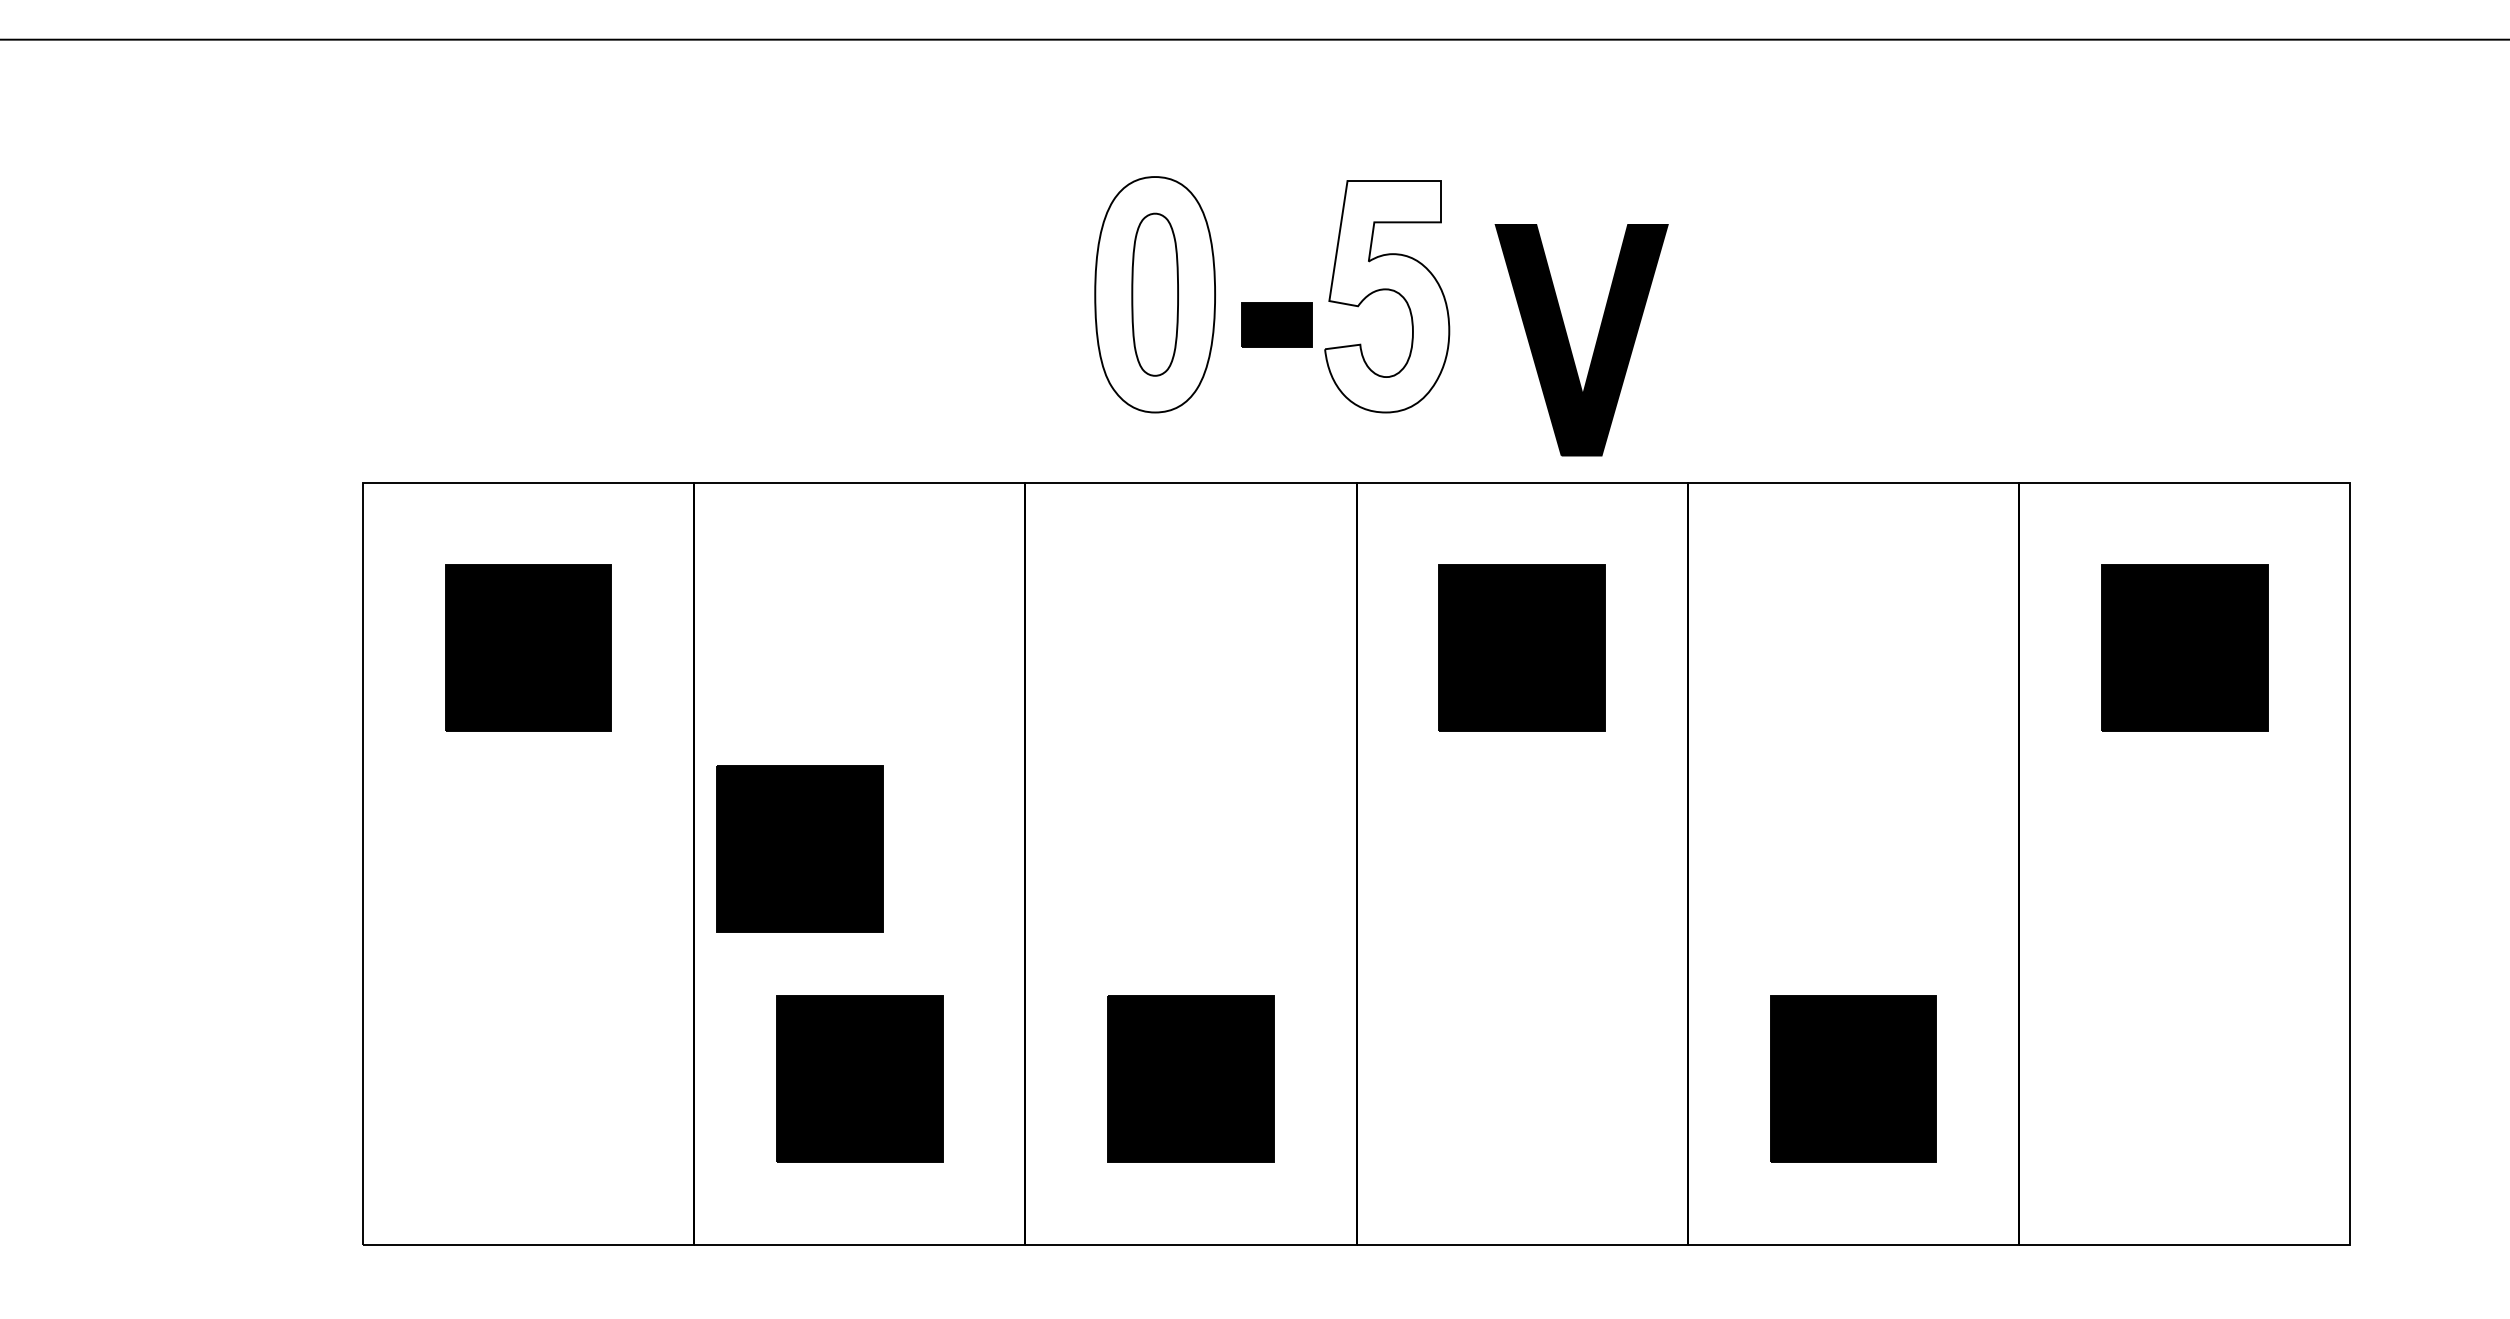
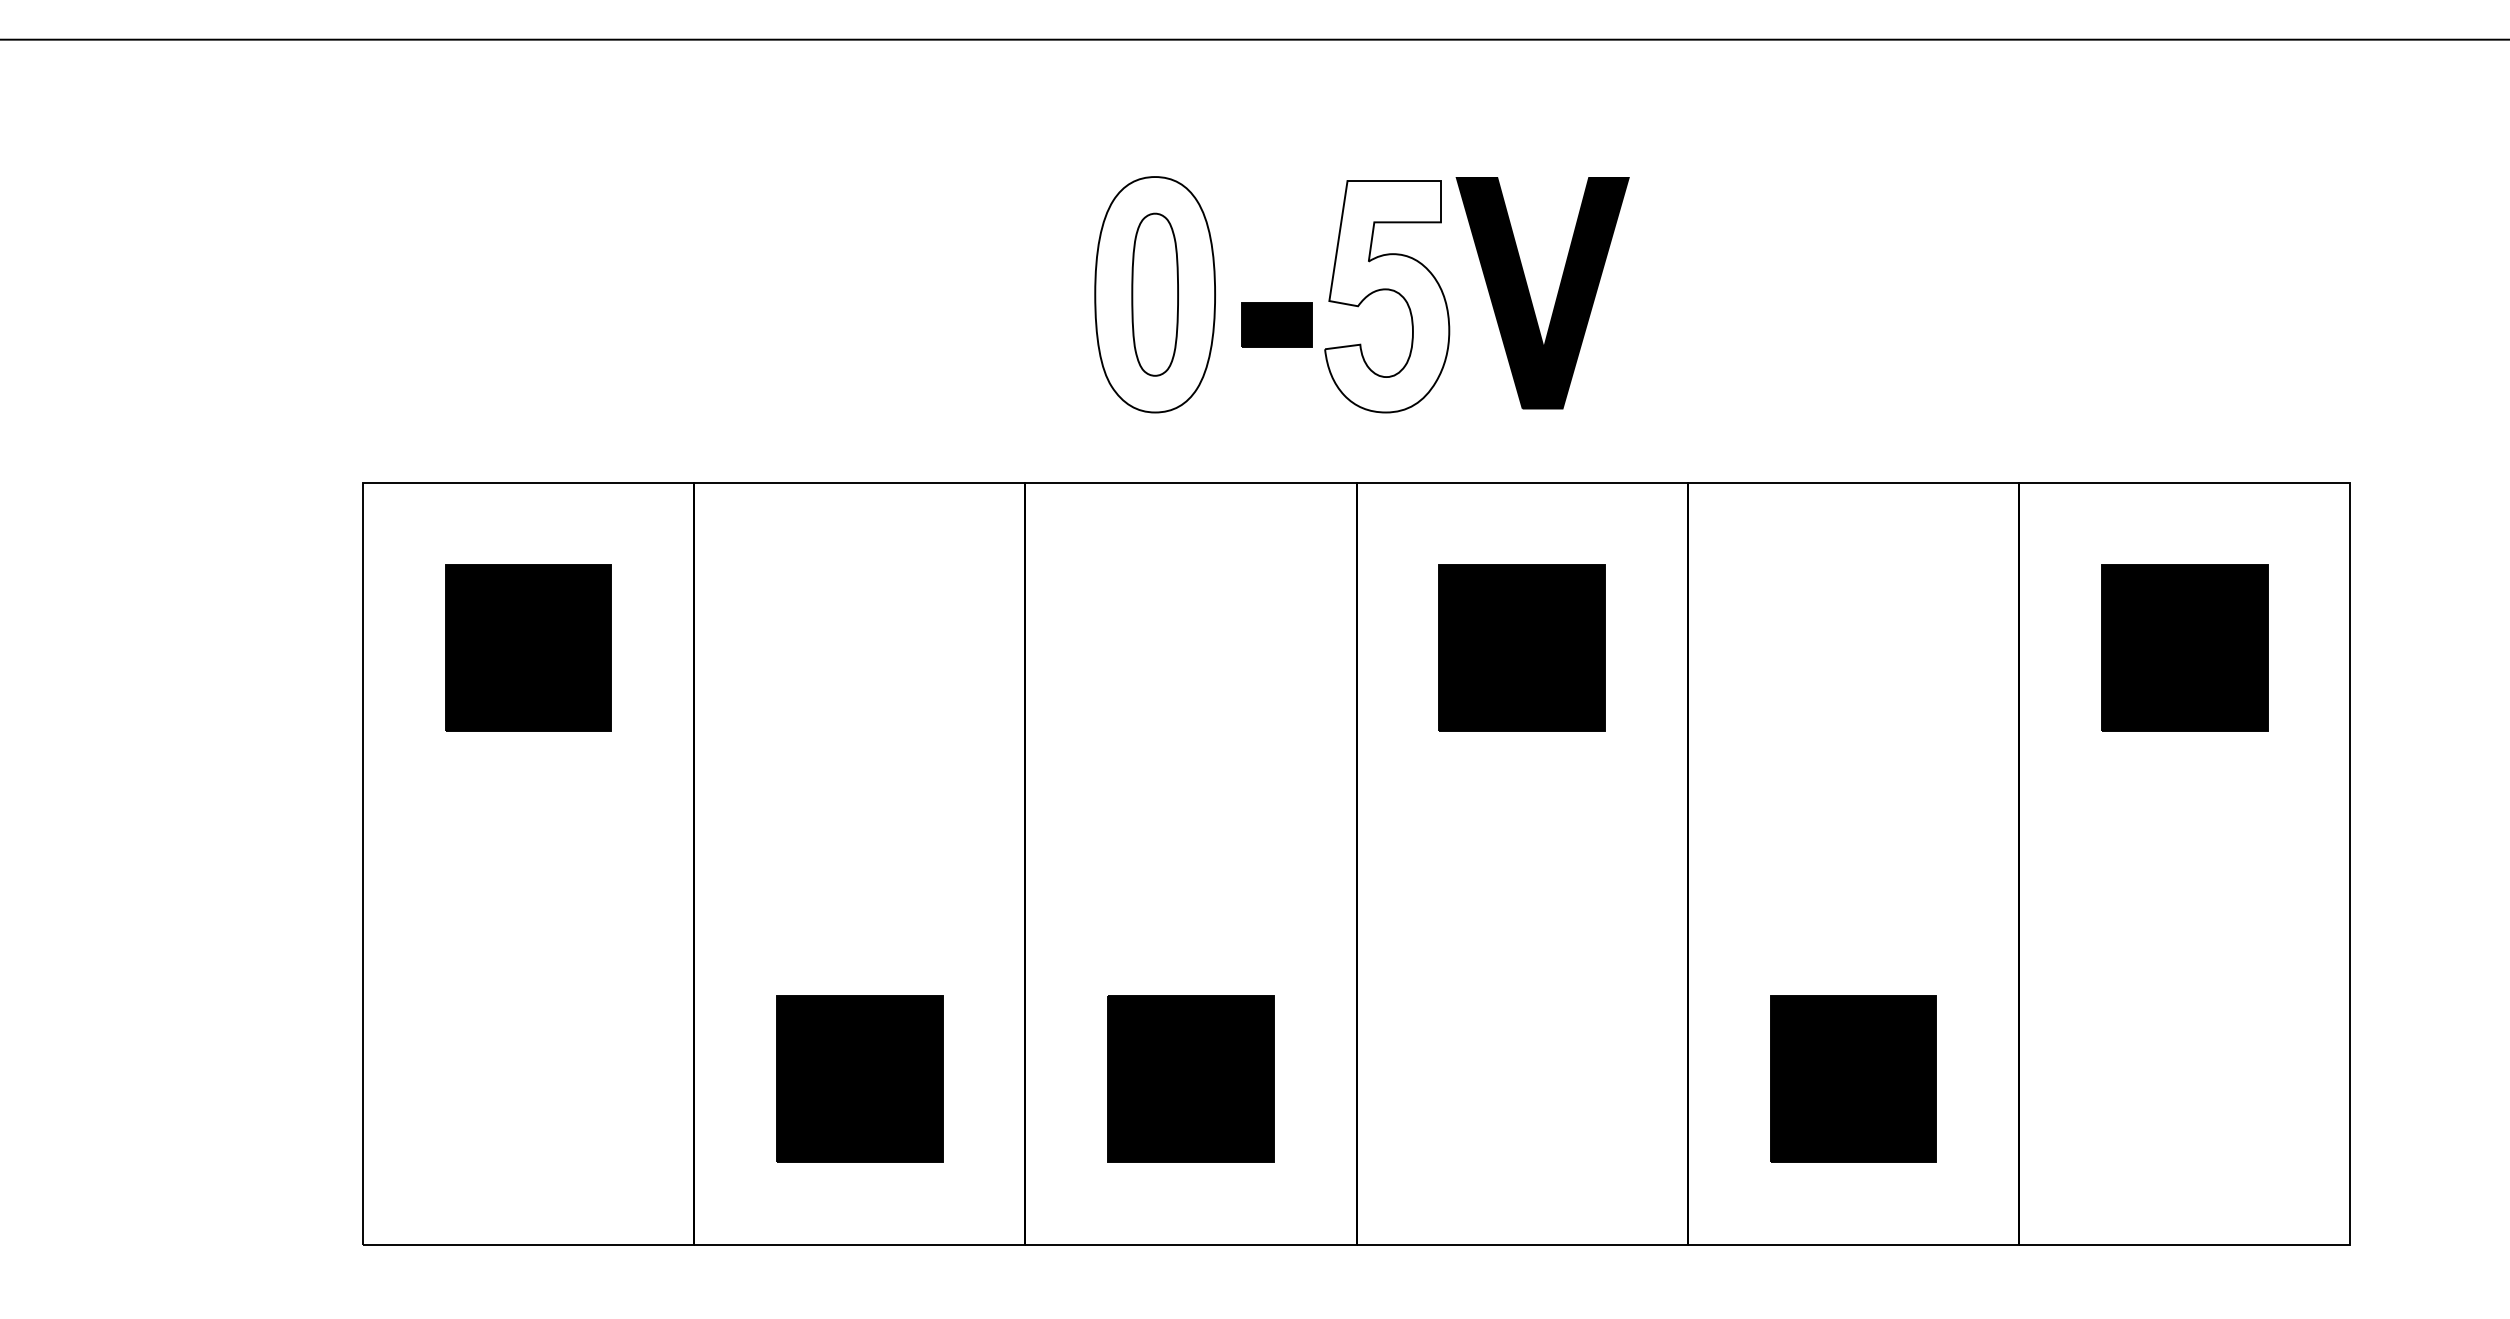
part position: (1570, 345) -> (1531, 298) (1531, 298)
part: present -> none (799, 848)
